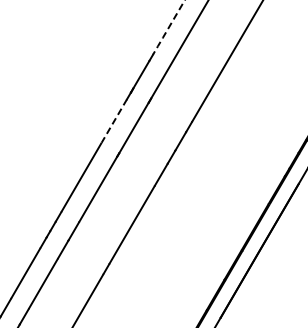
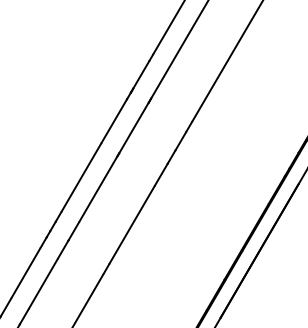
arc: dashed -> solid (168, 27)
line: dashed -> solid (114, 121)
